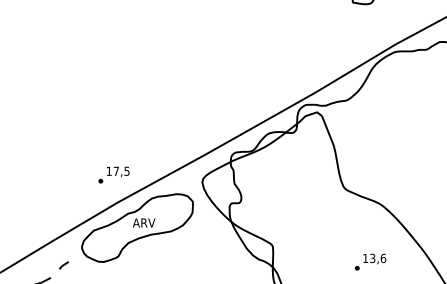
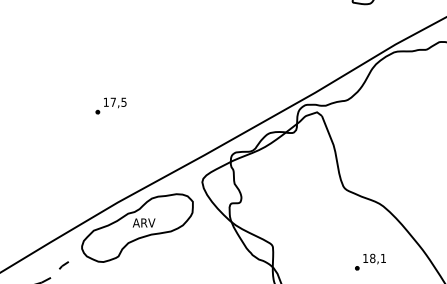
part position: (113, 174) -> (110, 105) (110, 105)
text: 13,6 -> 18,1 (378, 258)
